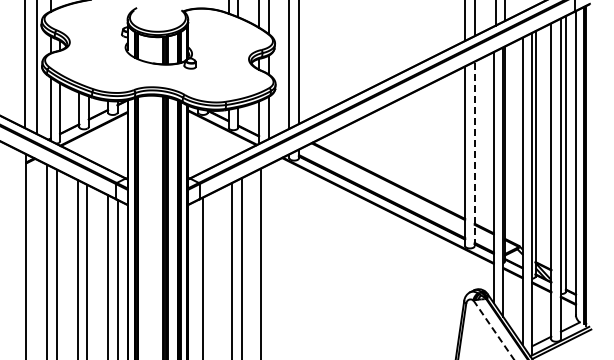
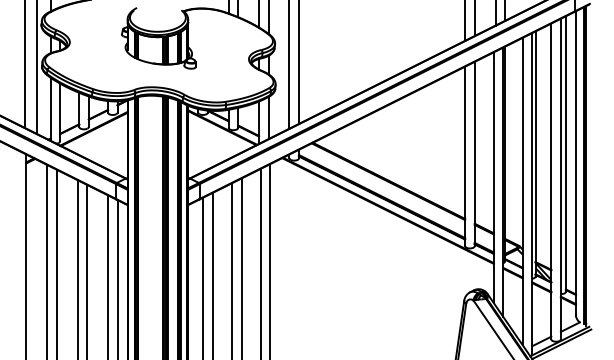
line: dashed -> solid (474, 153)
line: none -> present (270, 260)
line: none -> present (212, 274)
line: dashed -> solid (493, 329)
